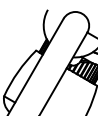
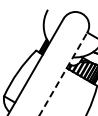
line: solid -> dashed (63, 74)
